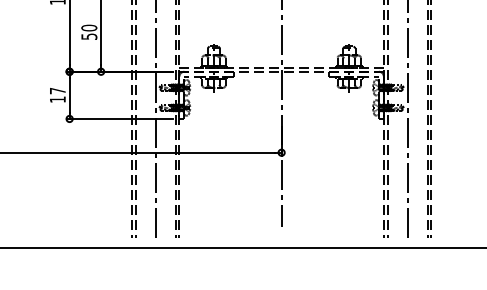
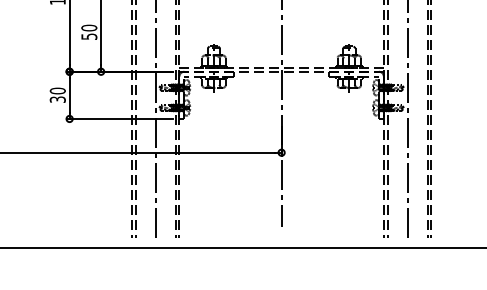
text: 17 -> 30 (57, 94)
